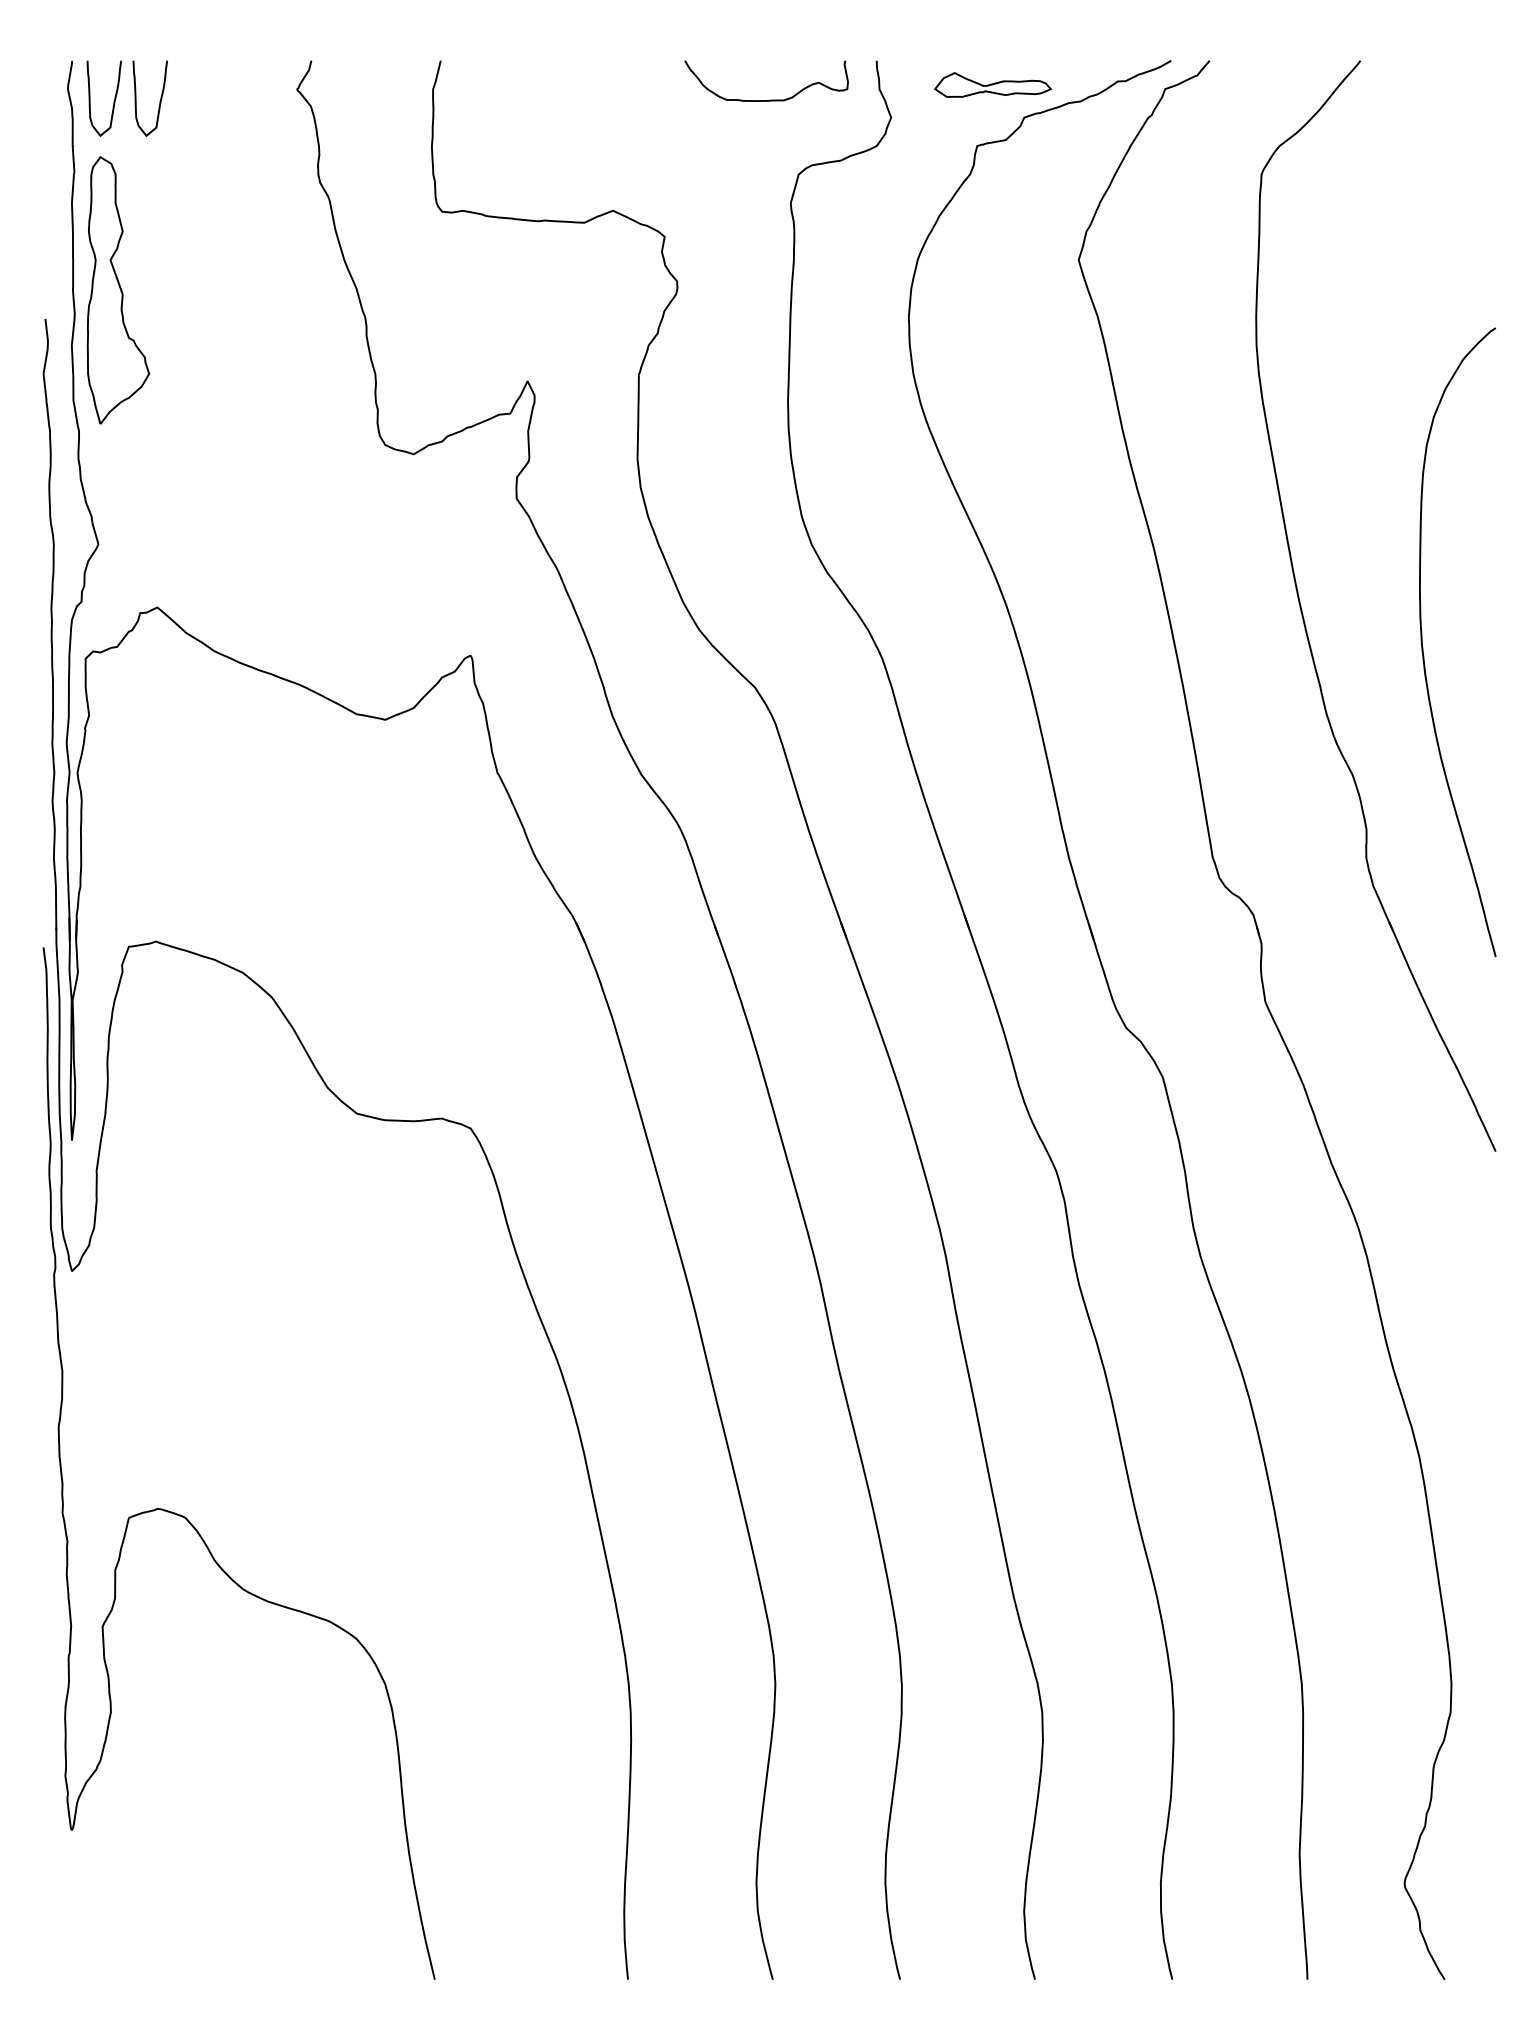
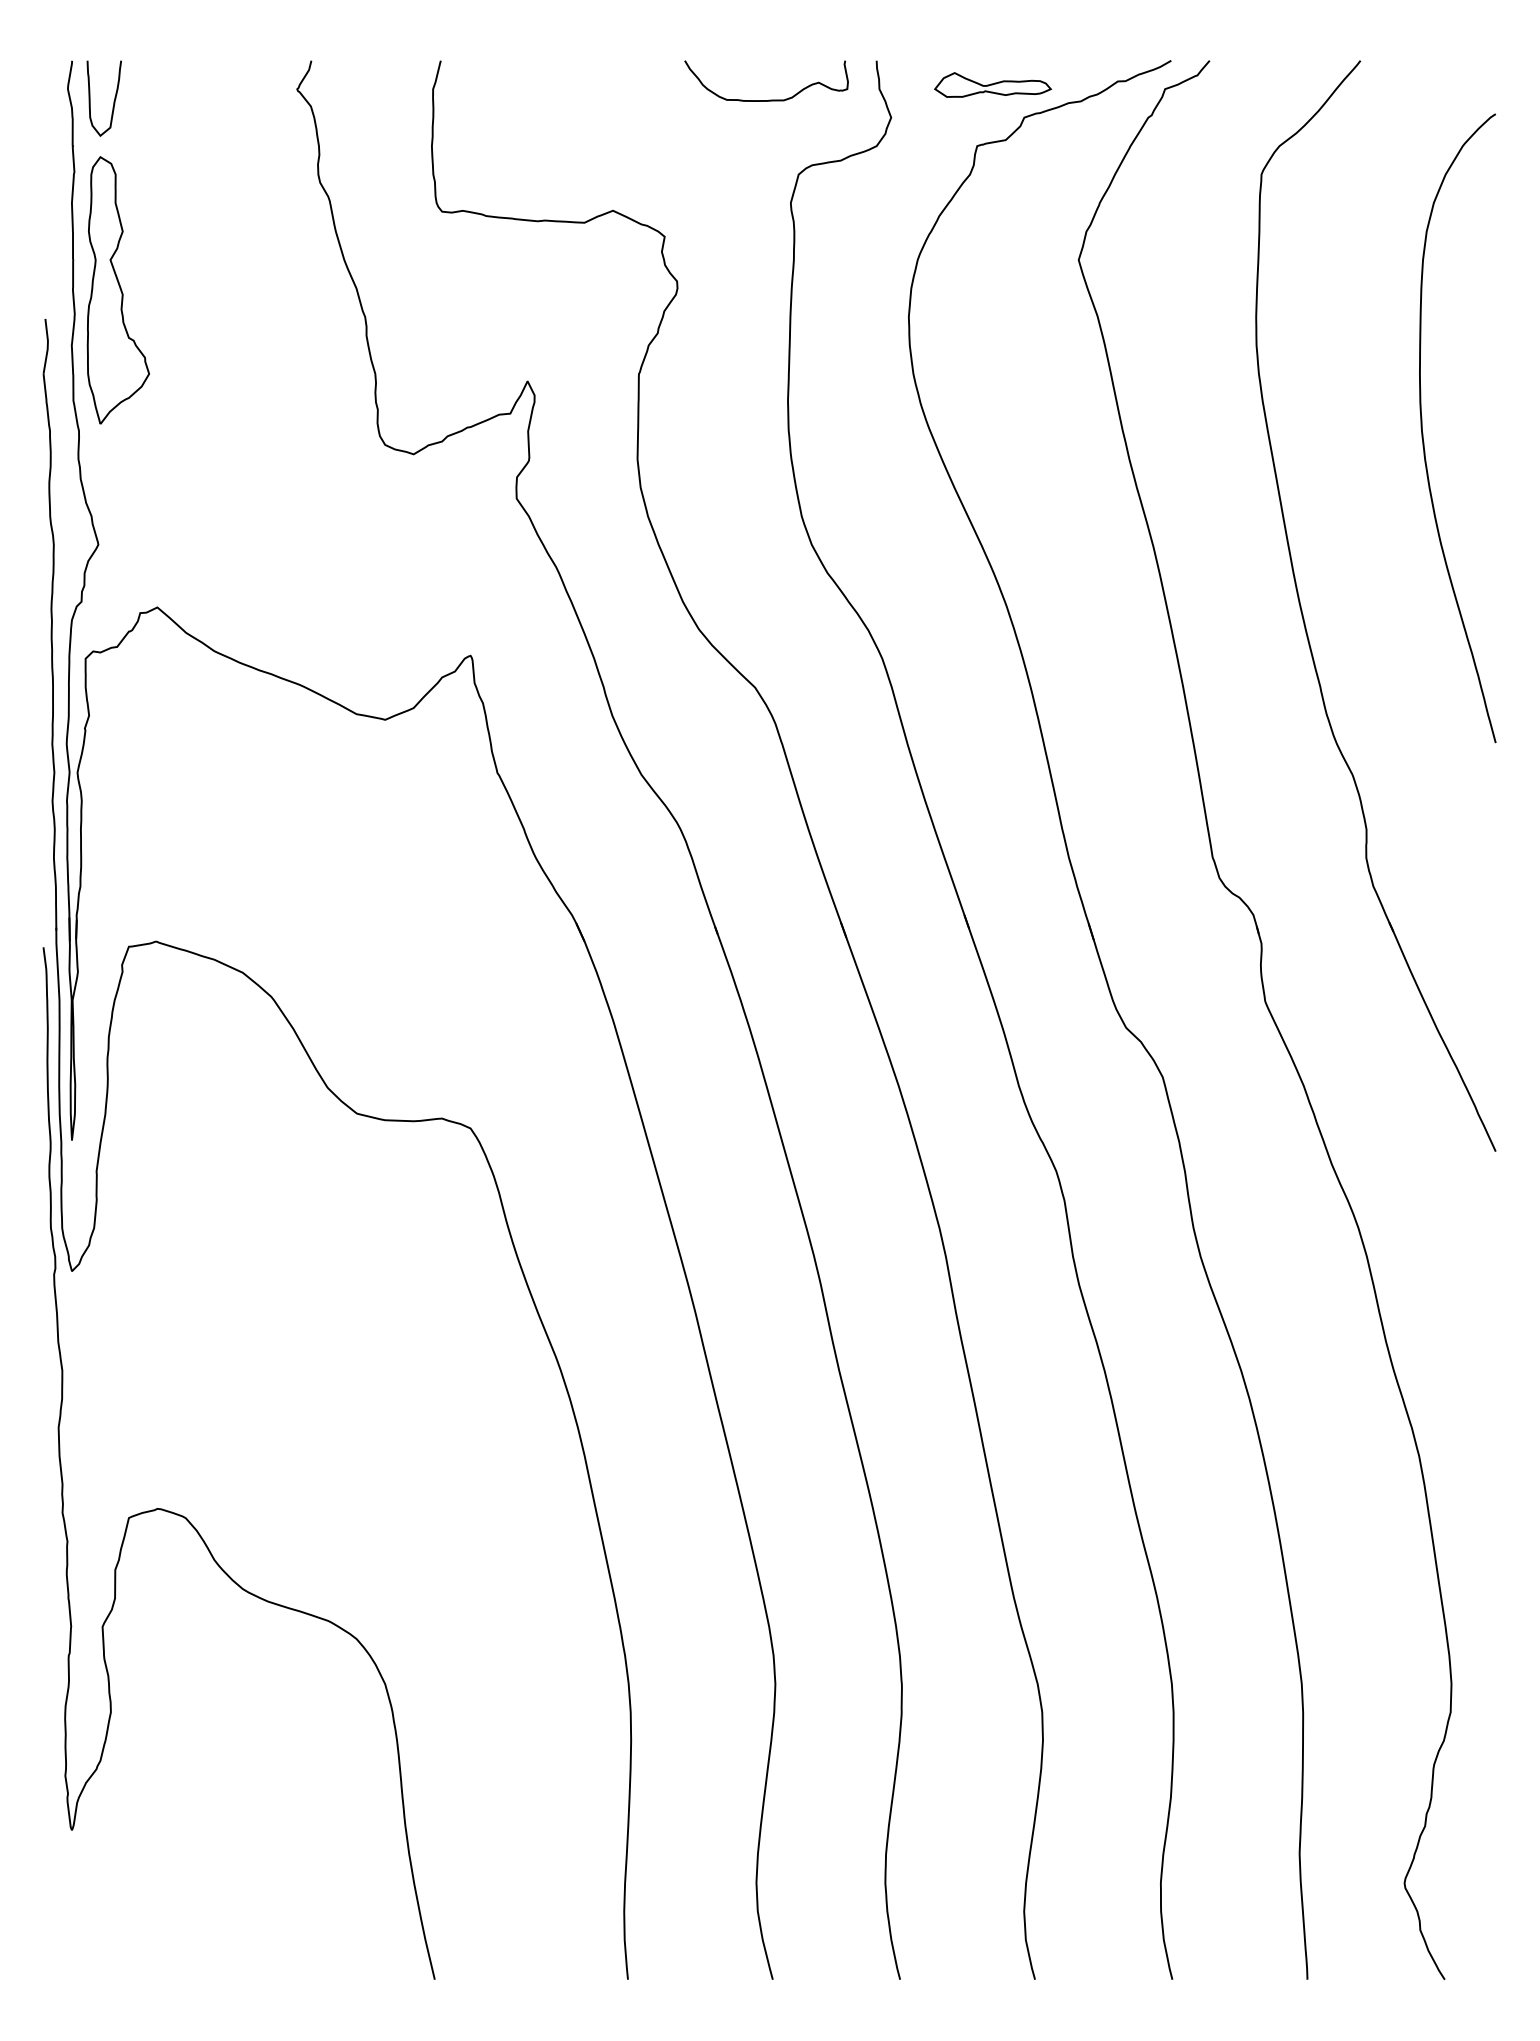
curve: present -> none (159, 101)
curve position: (1423, 647) -> (1423, 433) (1423, 433)
